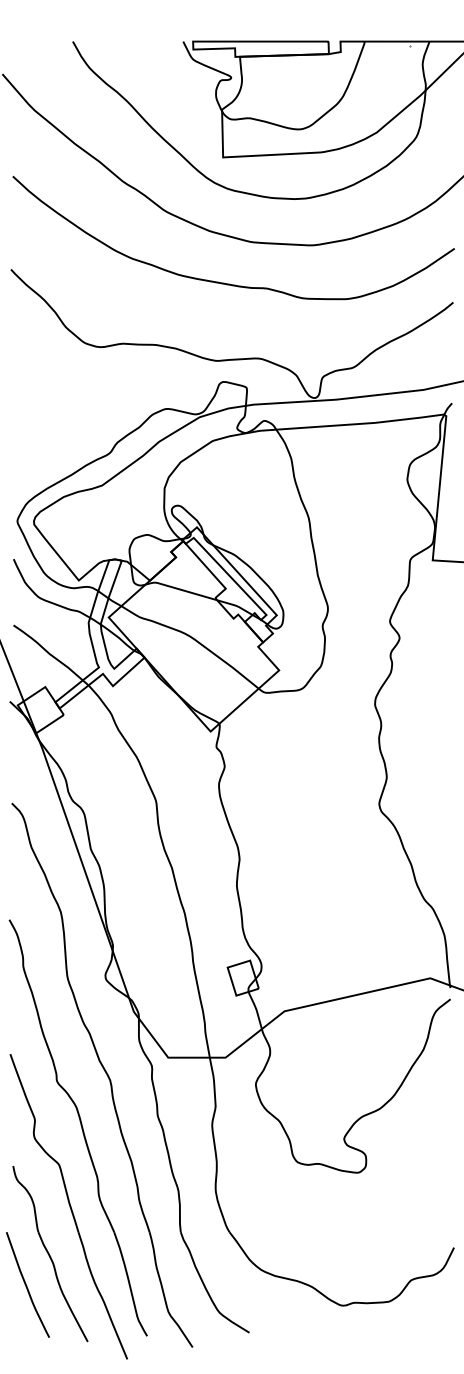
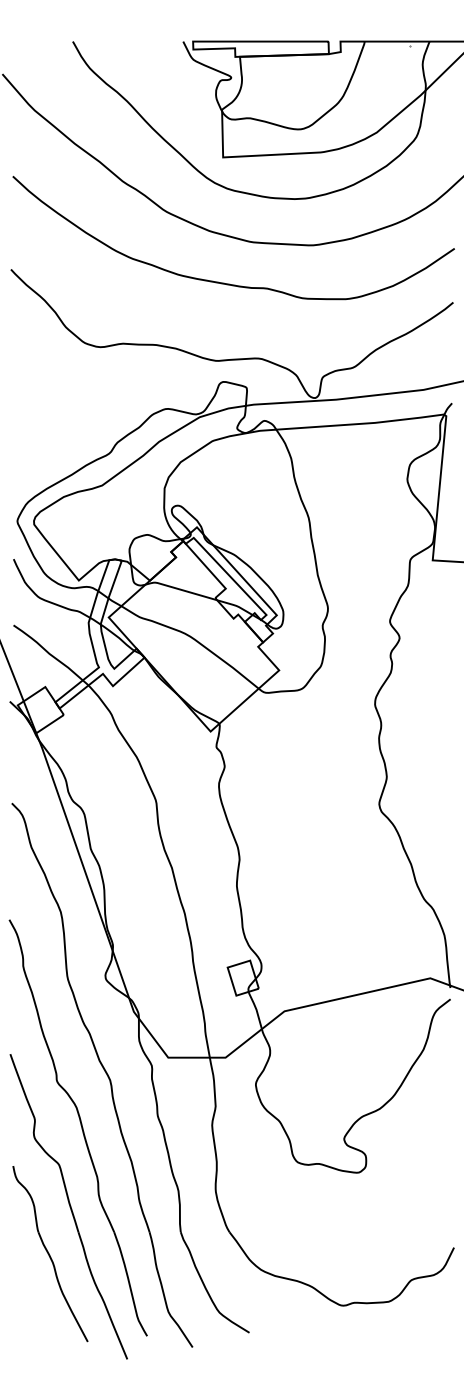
curve: present -> none (26, 1284)
